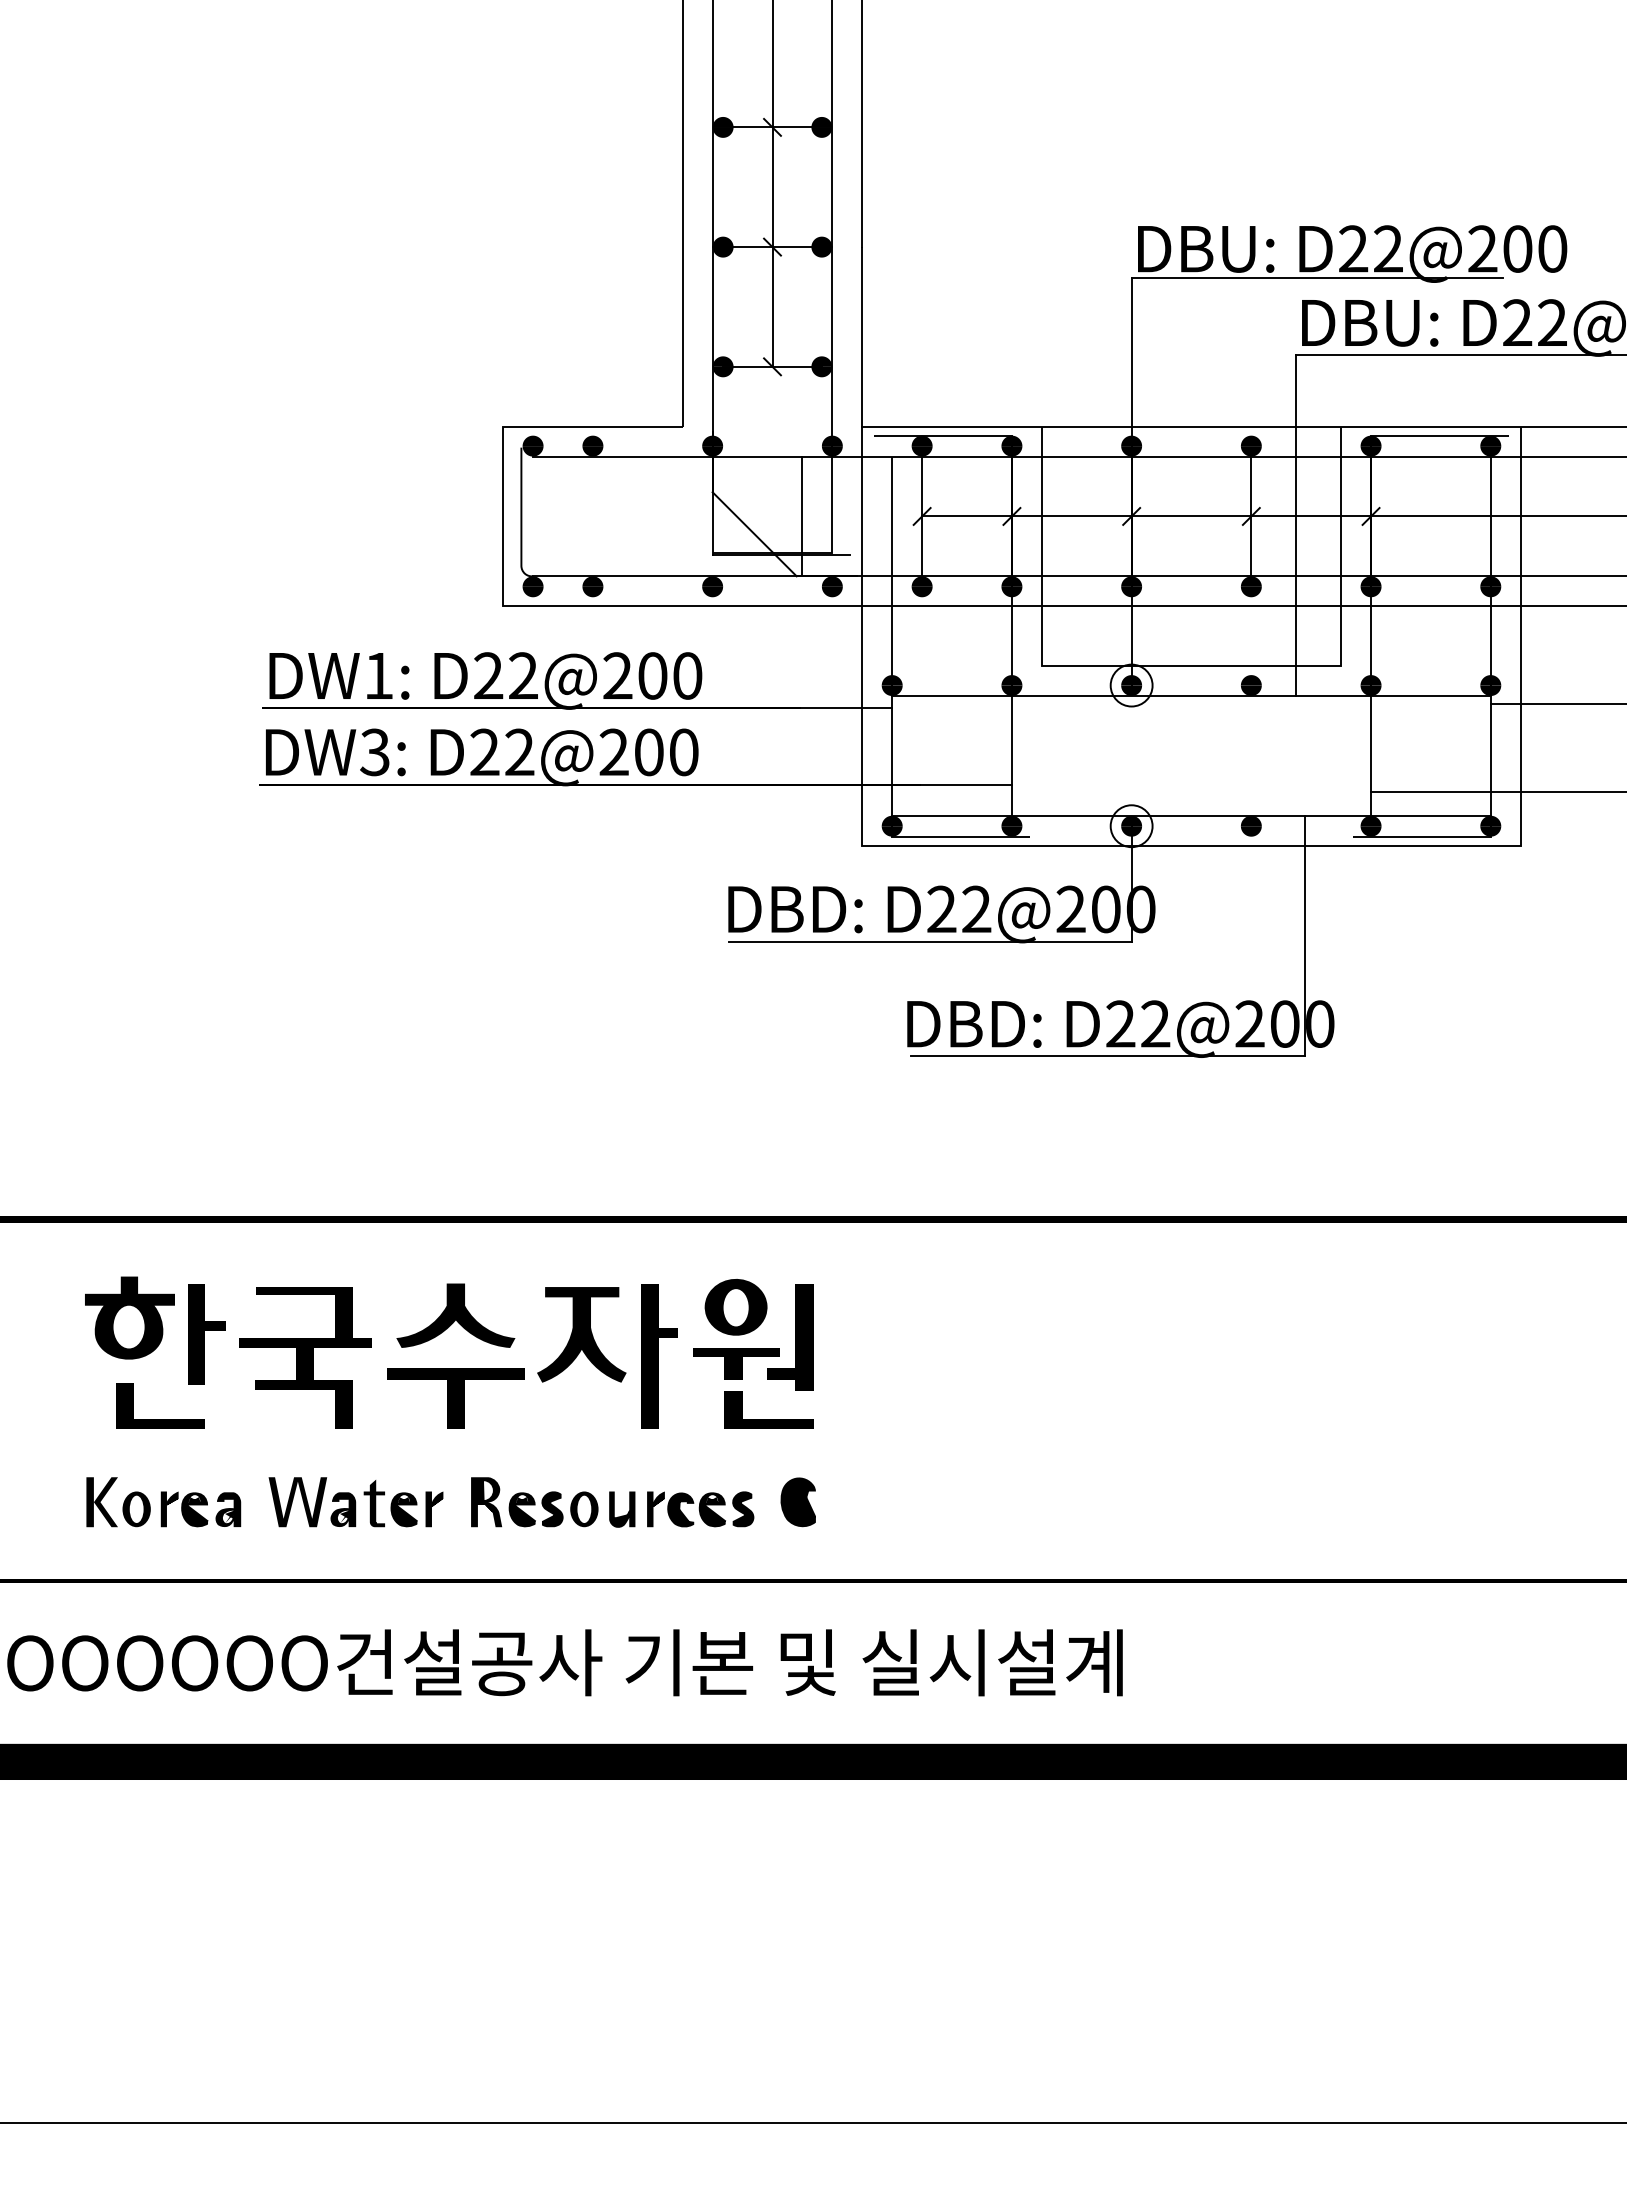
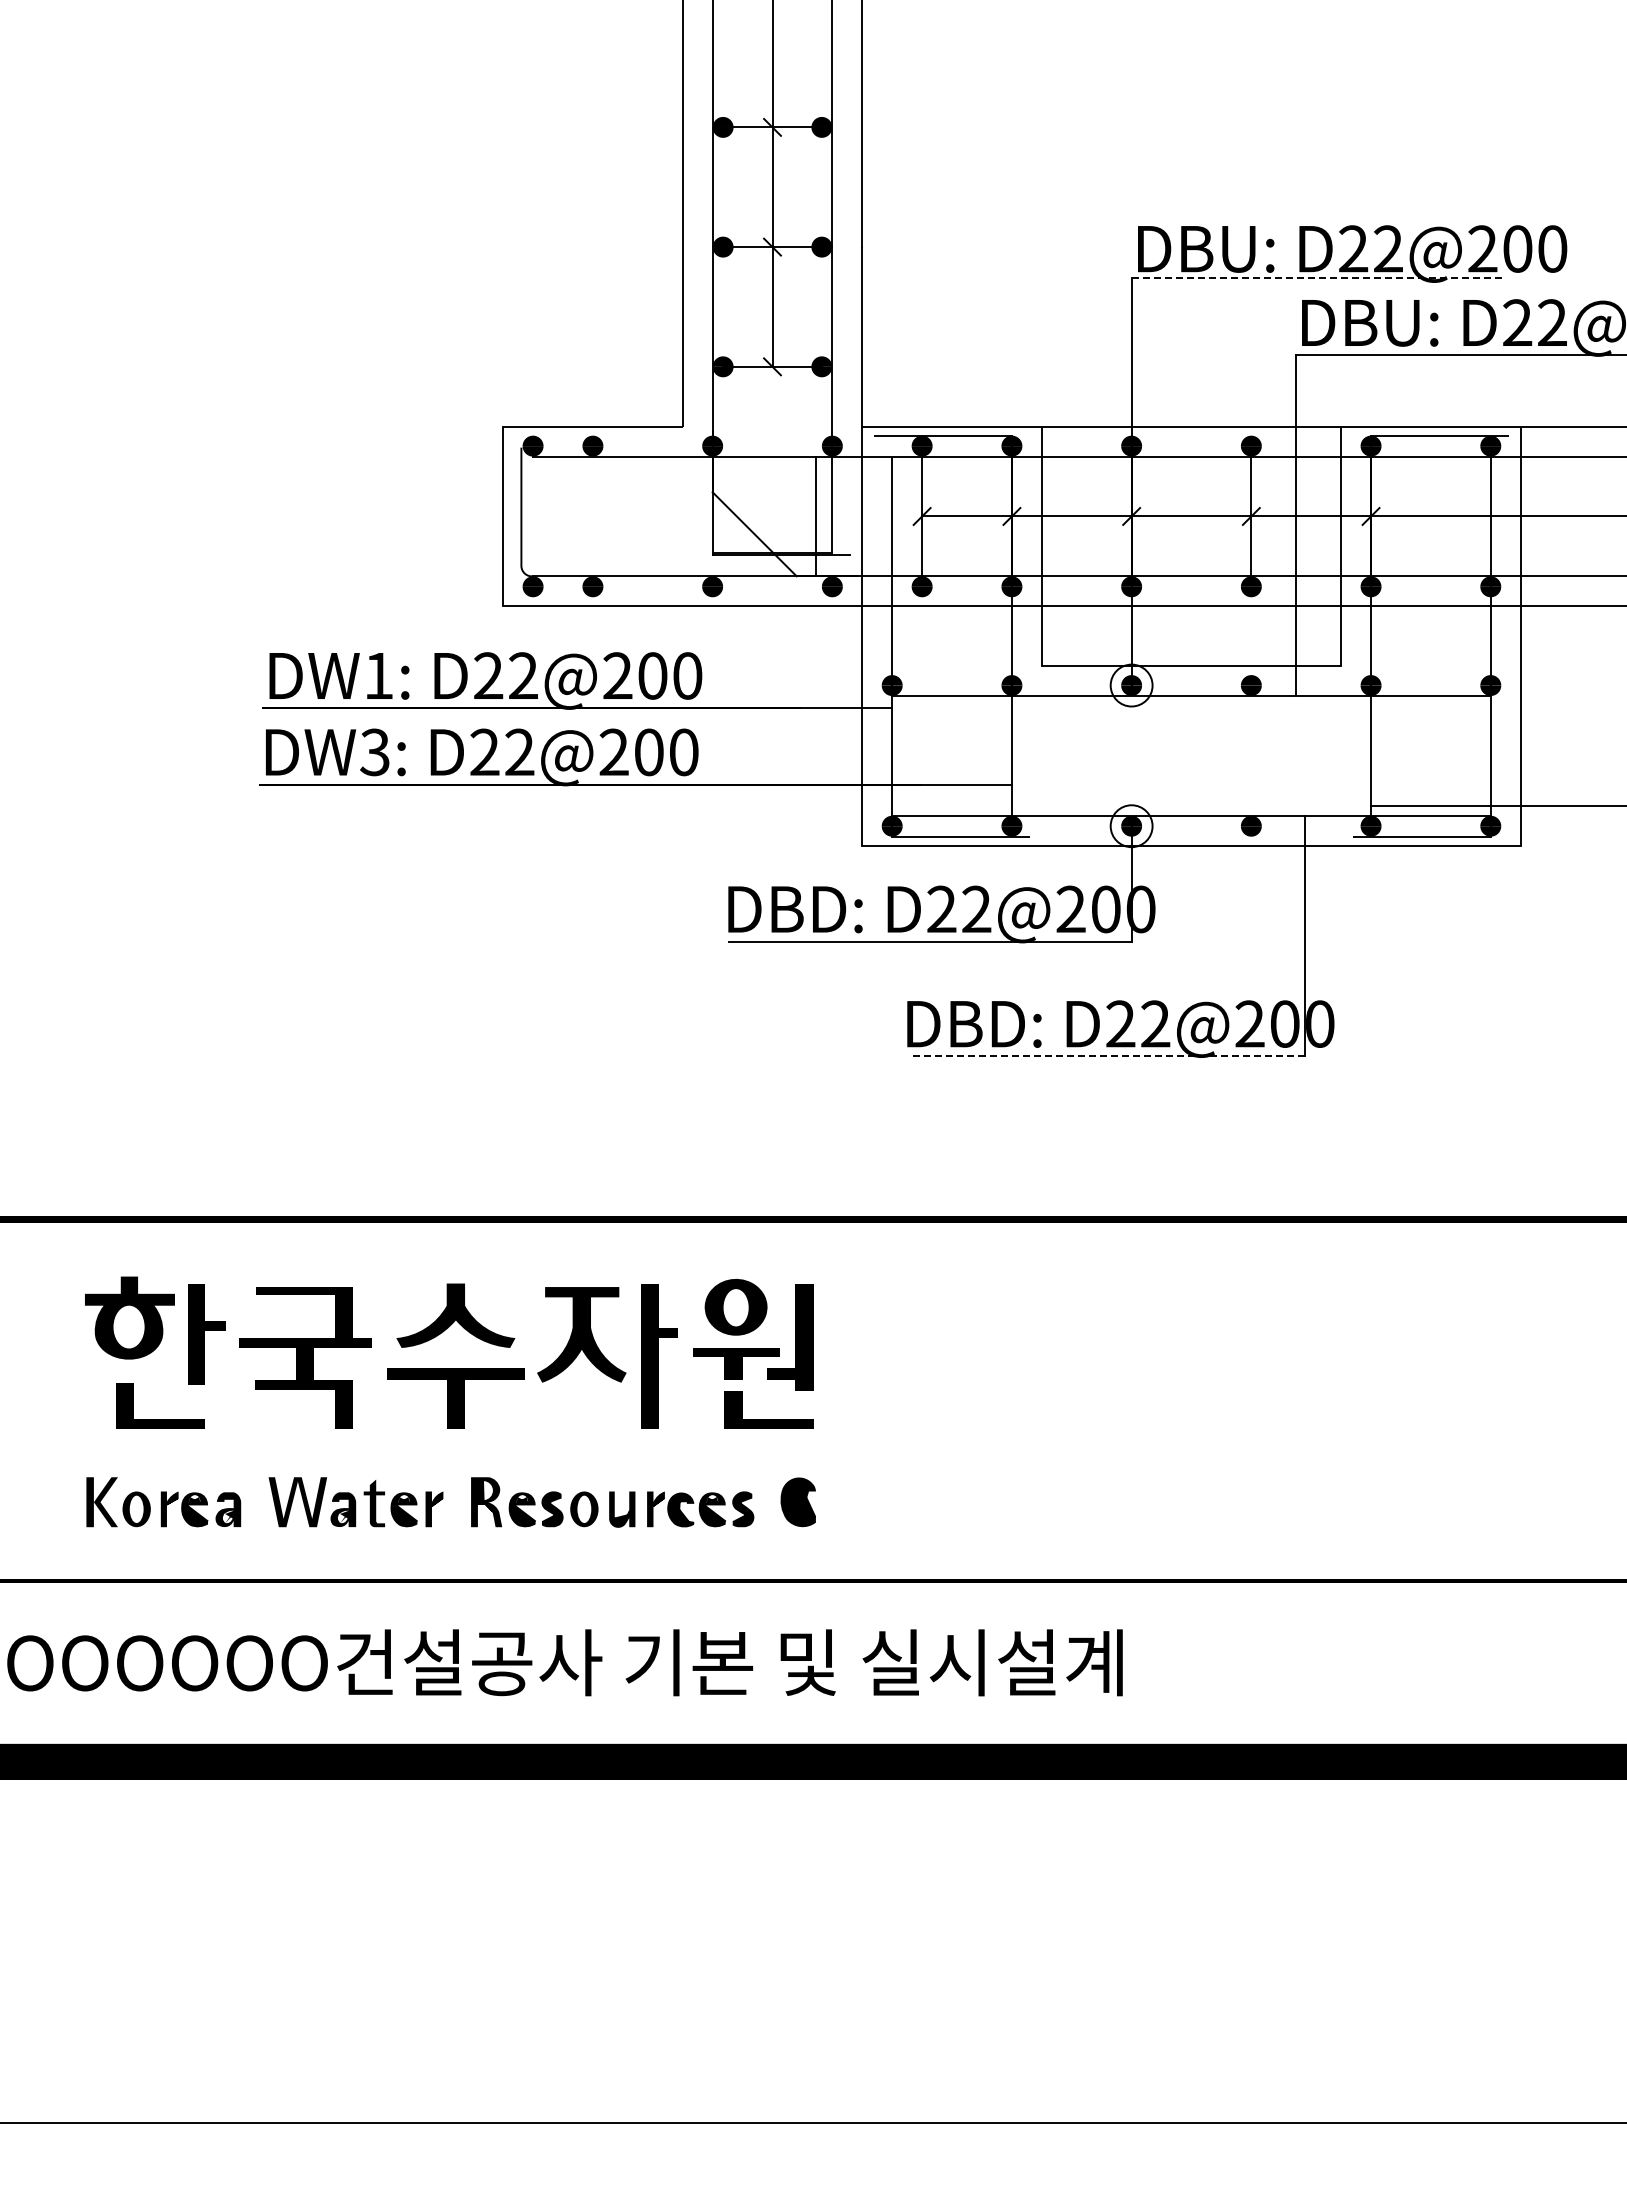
line: solid -> dashed (1317, 277)
line position: (802, 516) -> (816, 516) (816, 516)
line: present -> none (1556, 704)
line position: (1497, 792) -> (1497, 806) (1497, 806)
line: solid -> dashed (1107, 1056)
